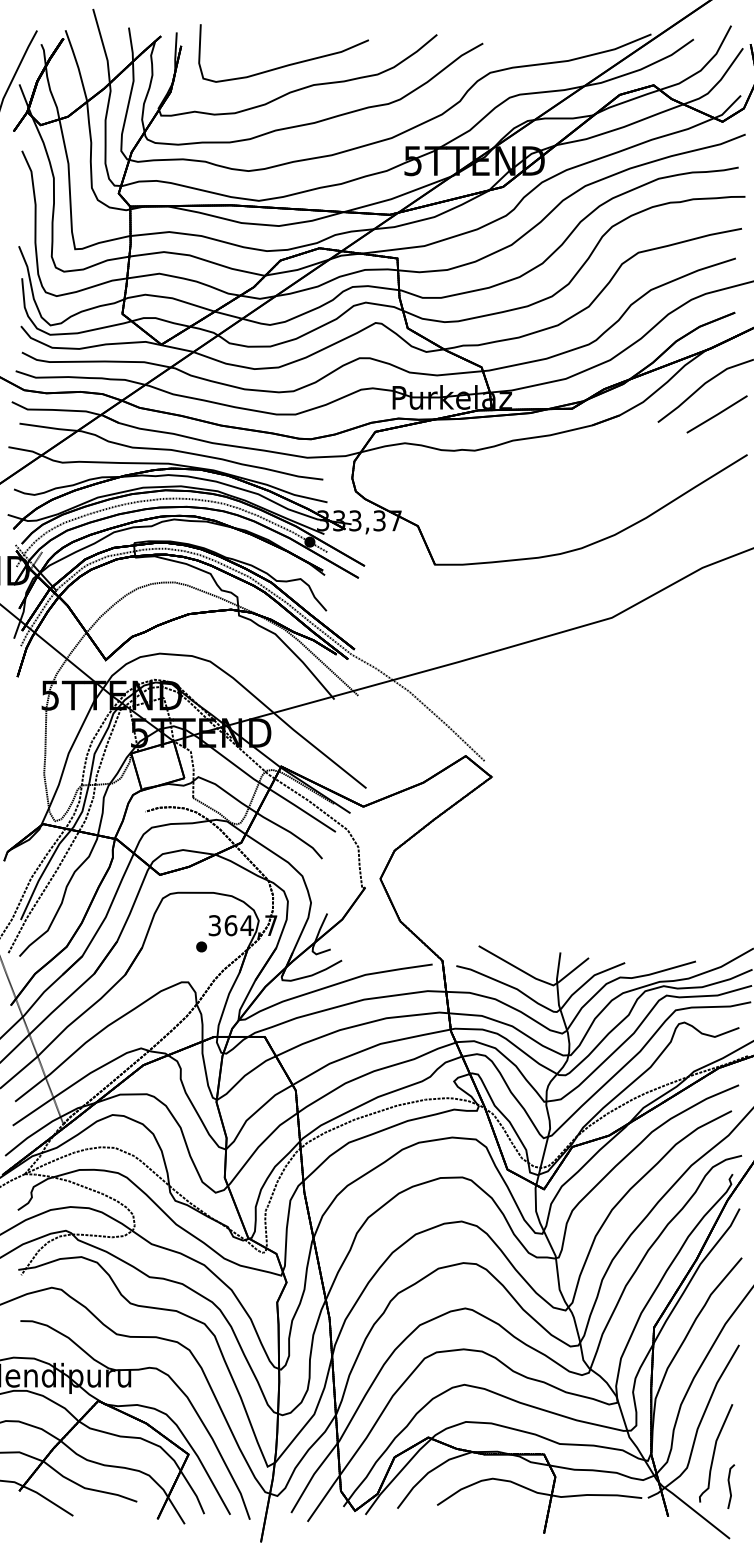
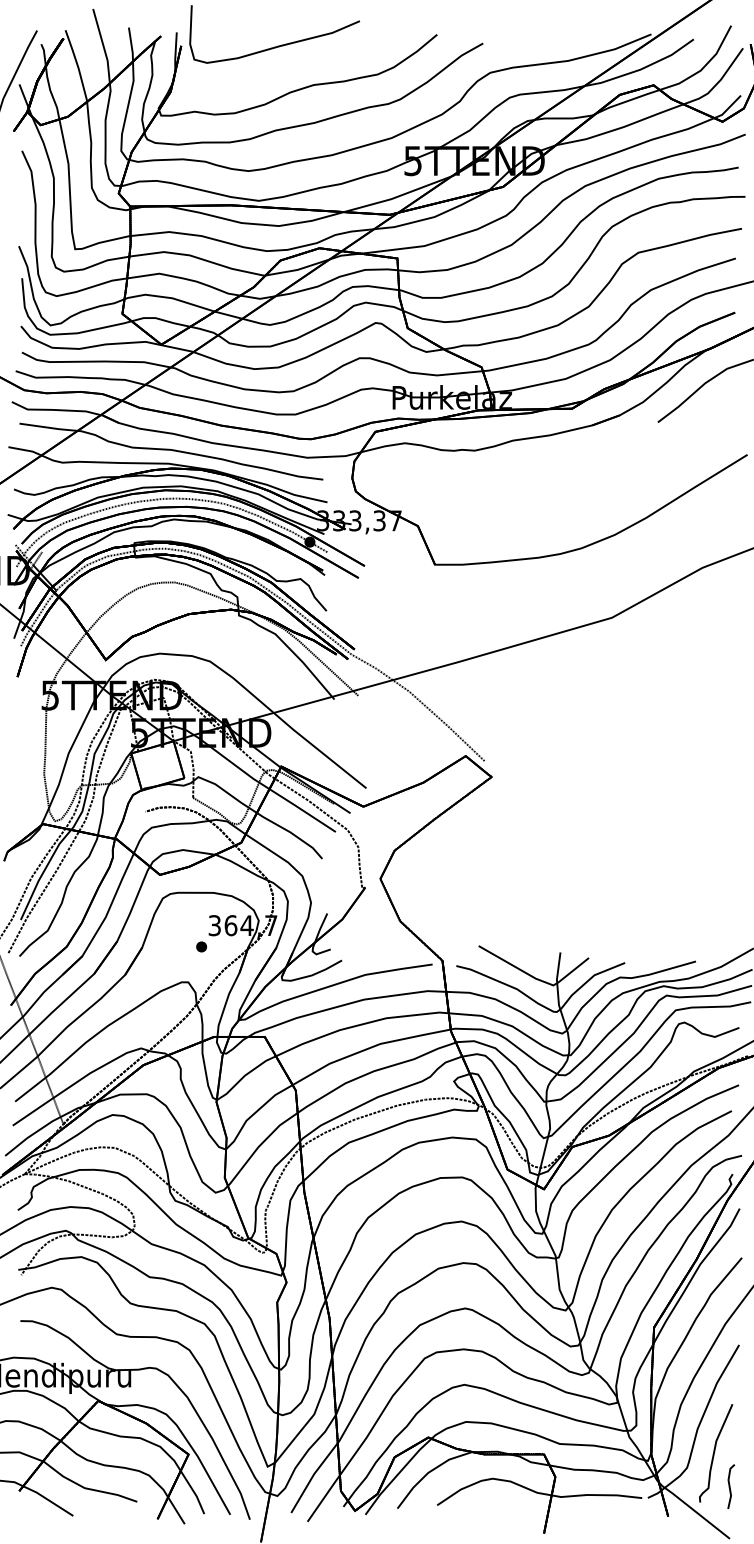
curve position: (286, 64) -> (277, 45) (277, 45)
line: present -> none (716, 414)
